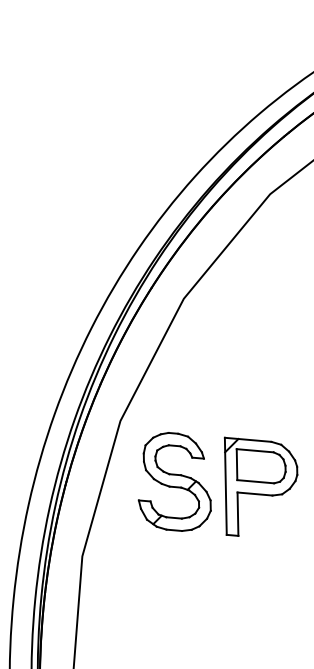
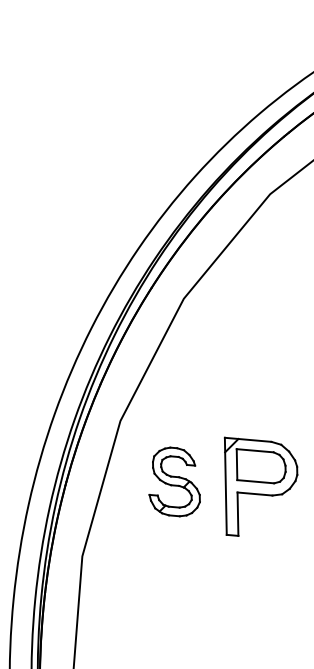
part size: 75x100 px -> 53x72 px (174, 481)
